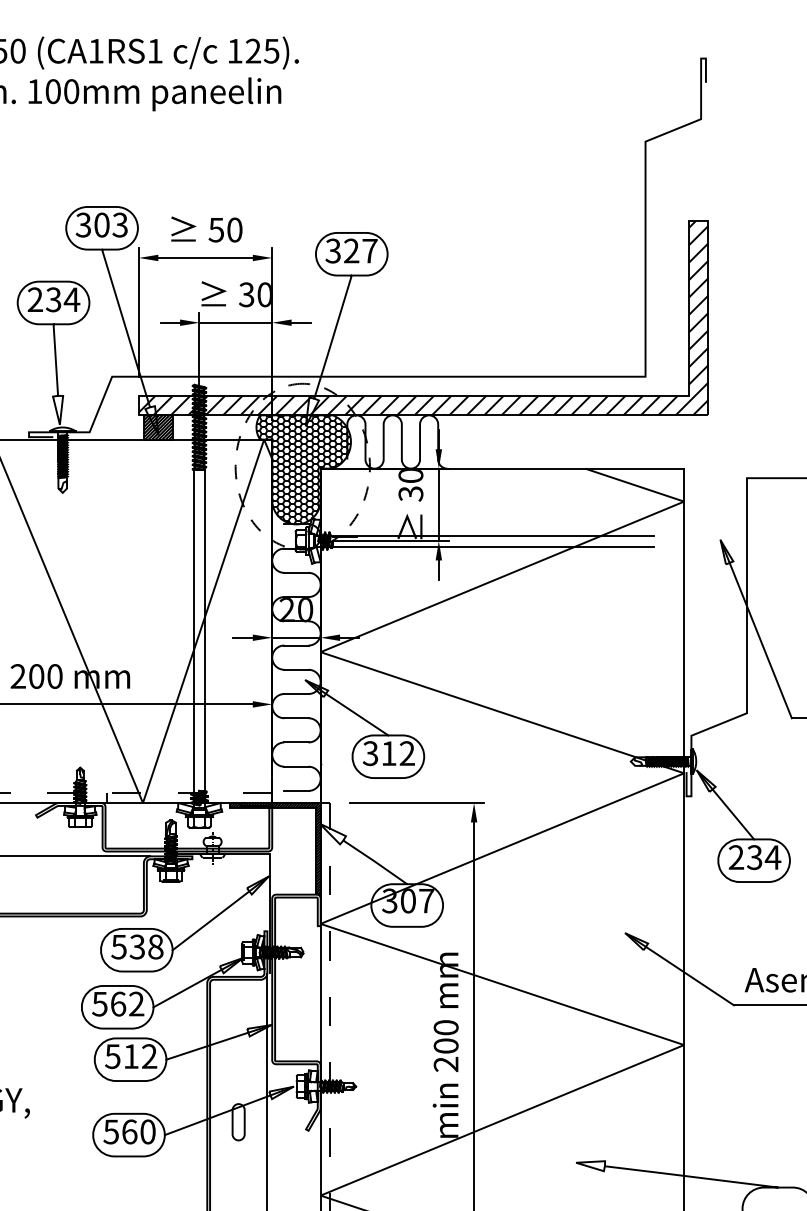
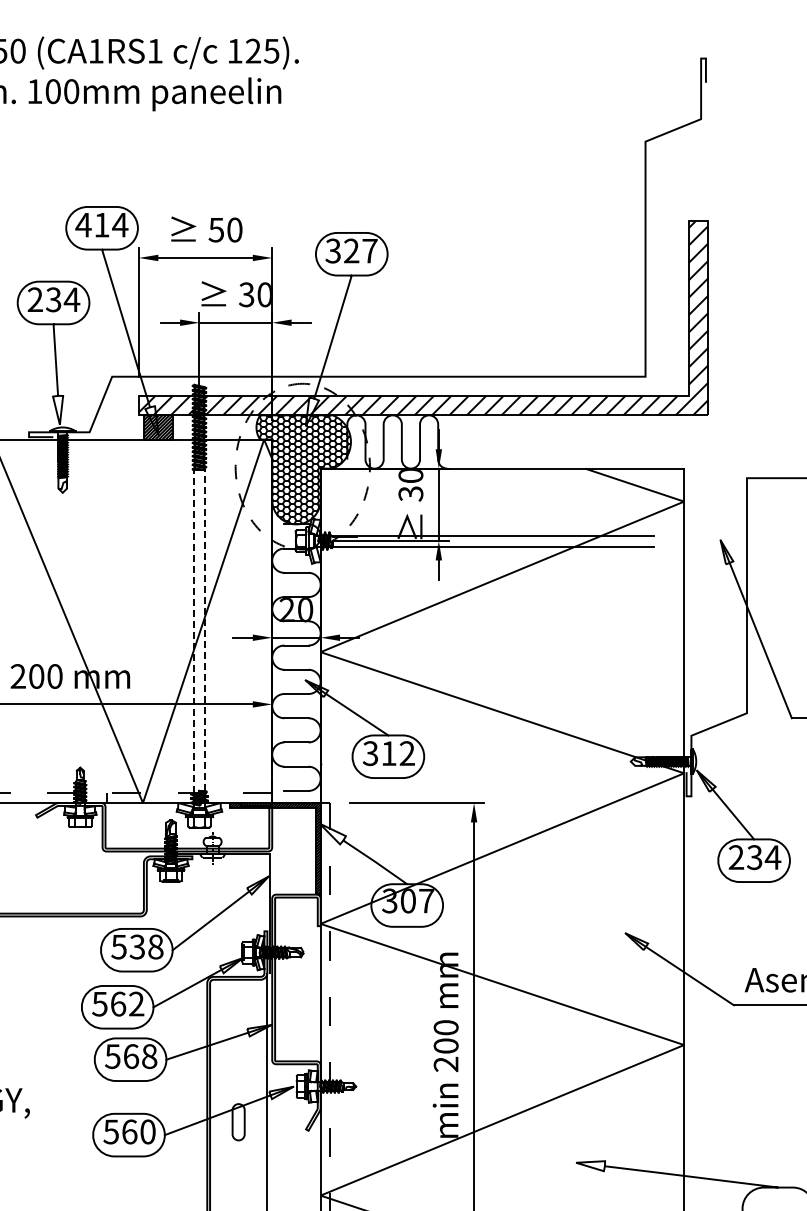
text: 303 -> 414 (101, 224)
line: solid -> dashed (194, 630)
line: solid -> dashed (204, 630)
line: present -> none (76, 856)
text: 512 -> 568 (140, 1056)
